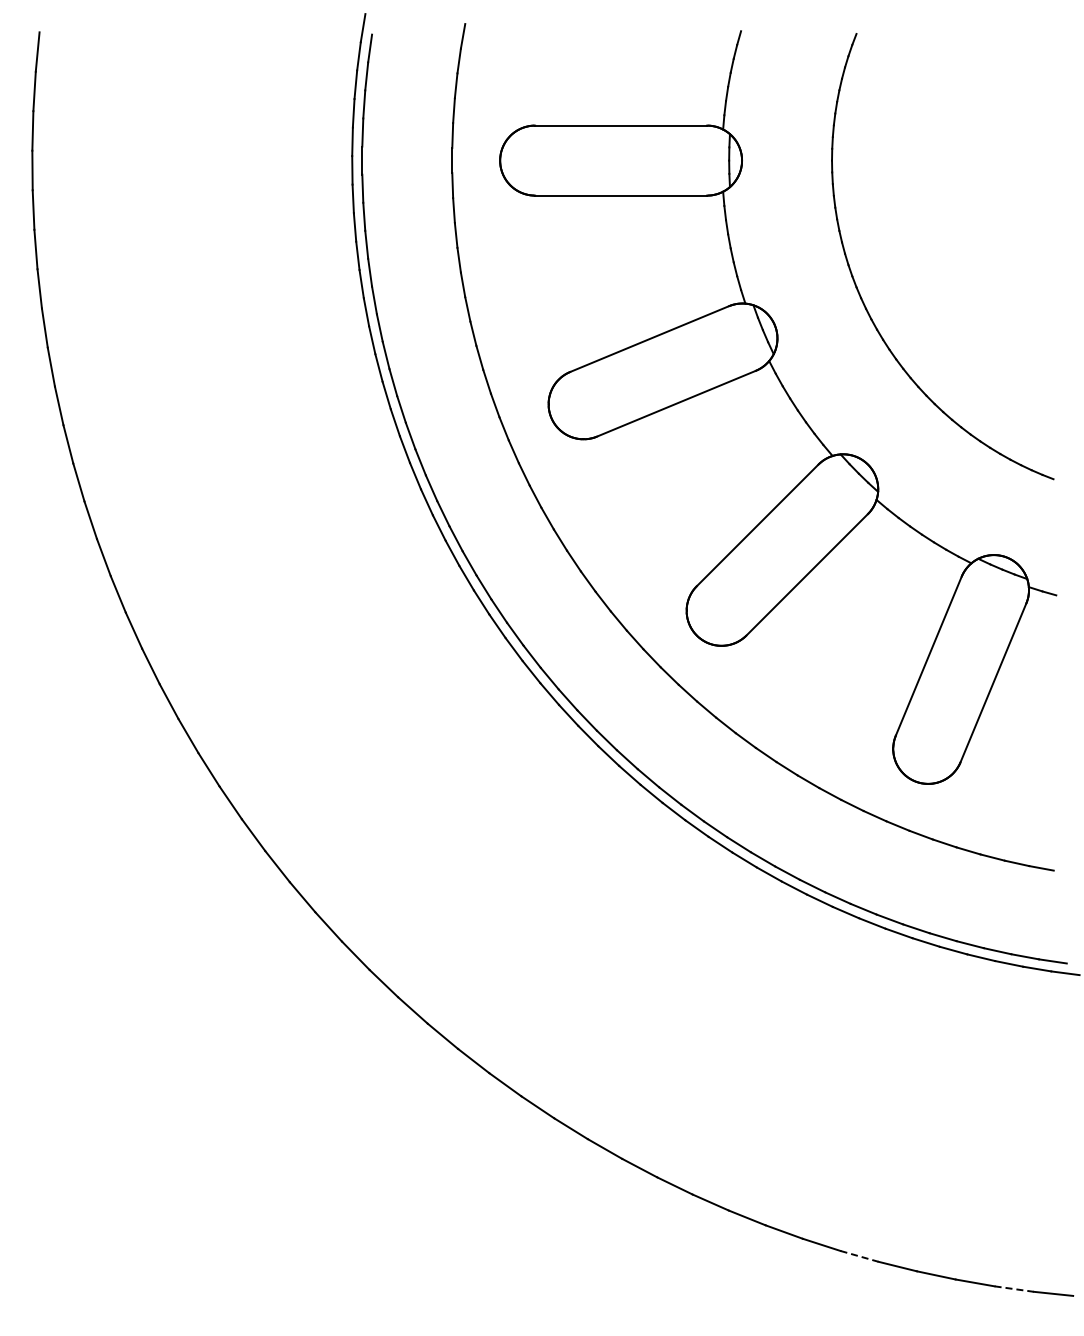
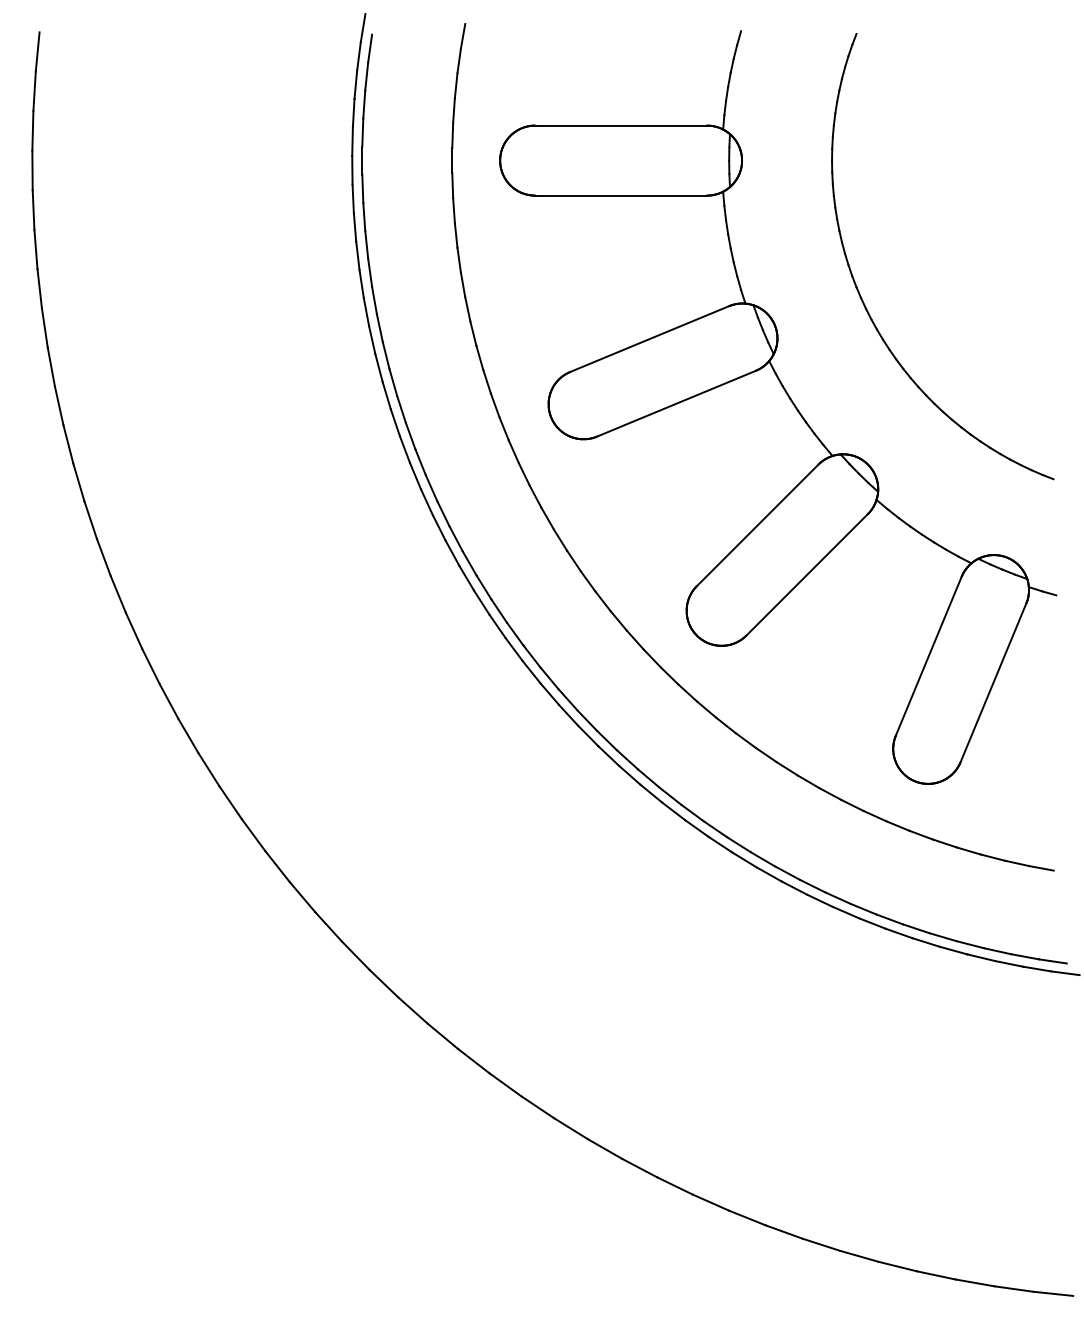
line: dashed -> solid (859, 1256)
line: dashed -> solid (1014, 1289)
